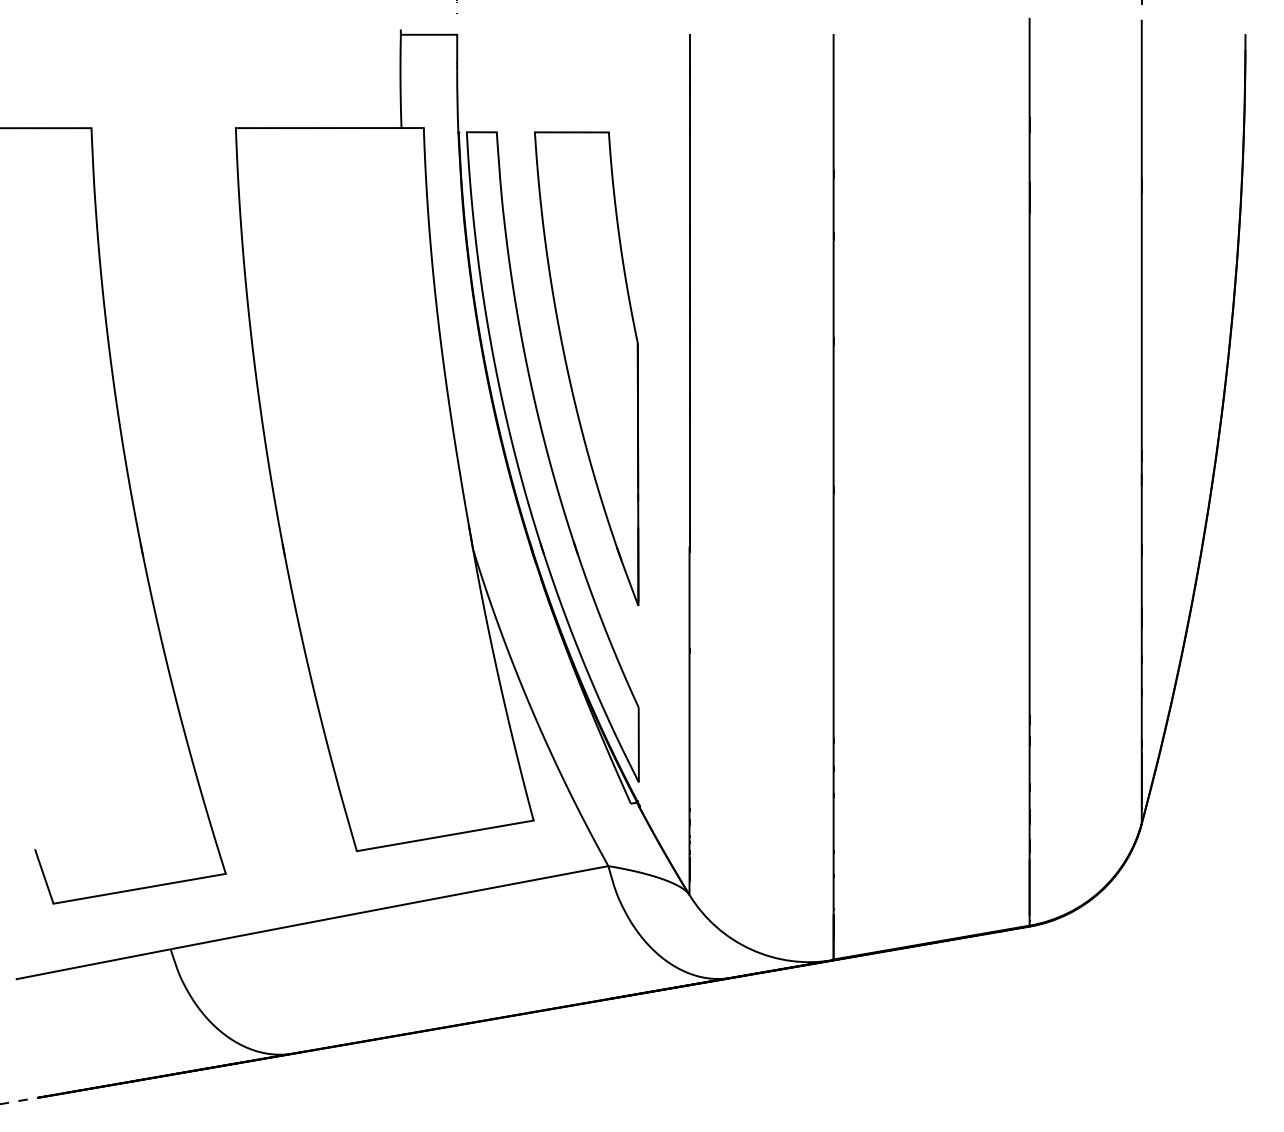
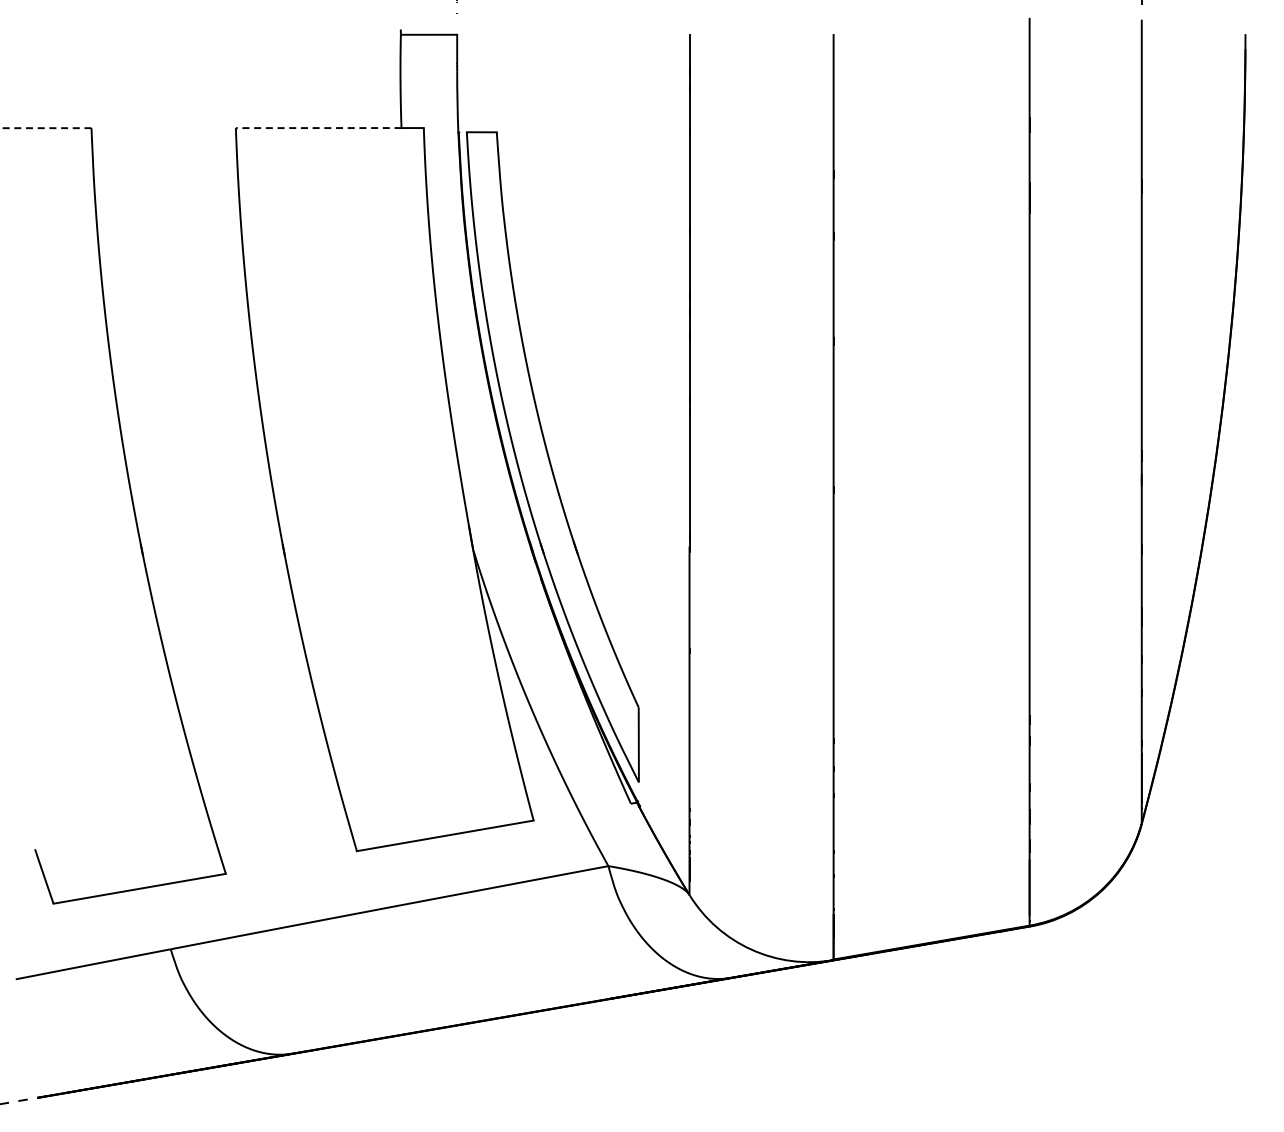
line: solid -> dashed (45, 128)
line: solid -> dashed (318, 128)
part: present -> none (586, 368)
